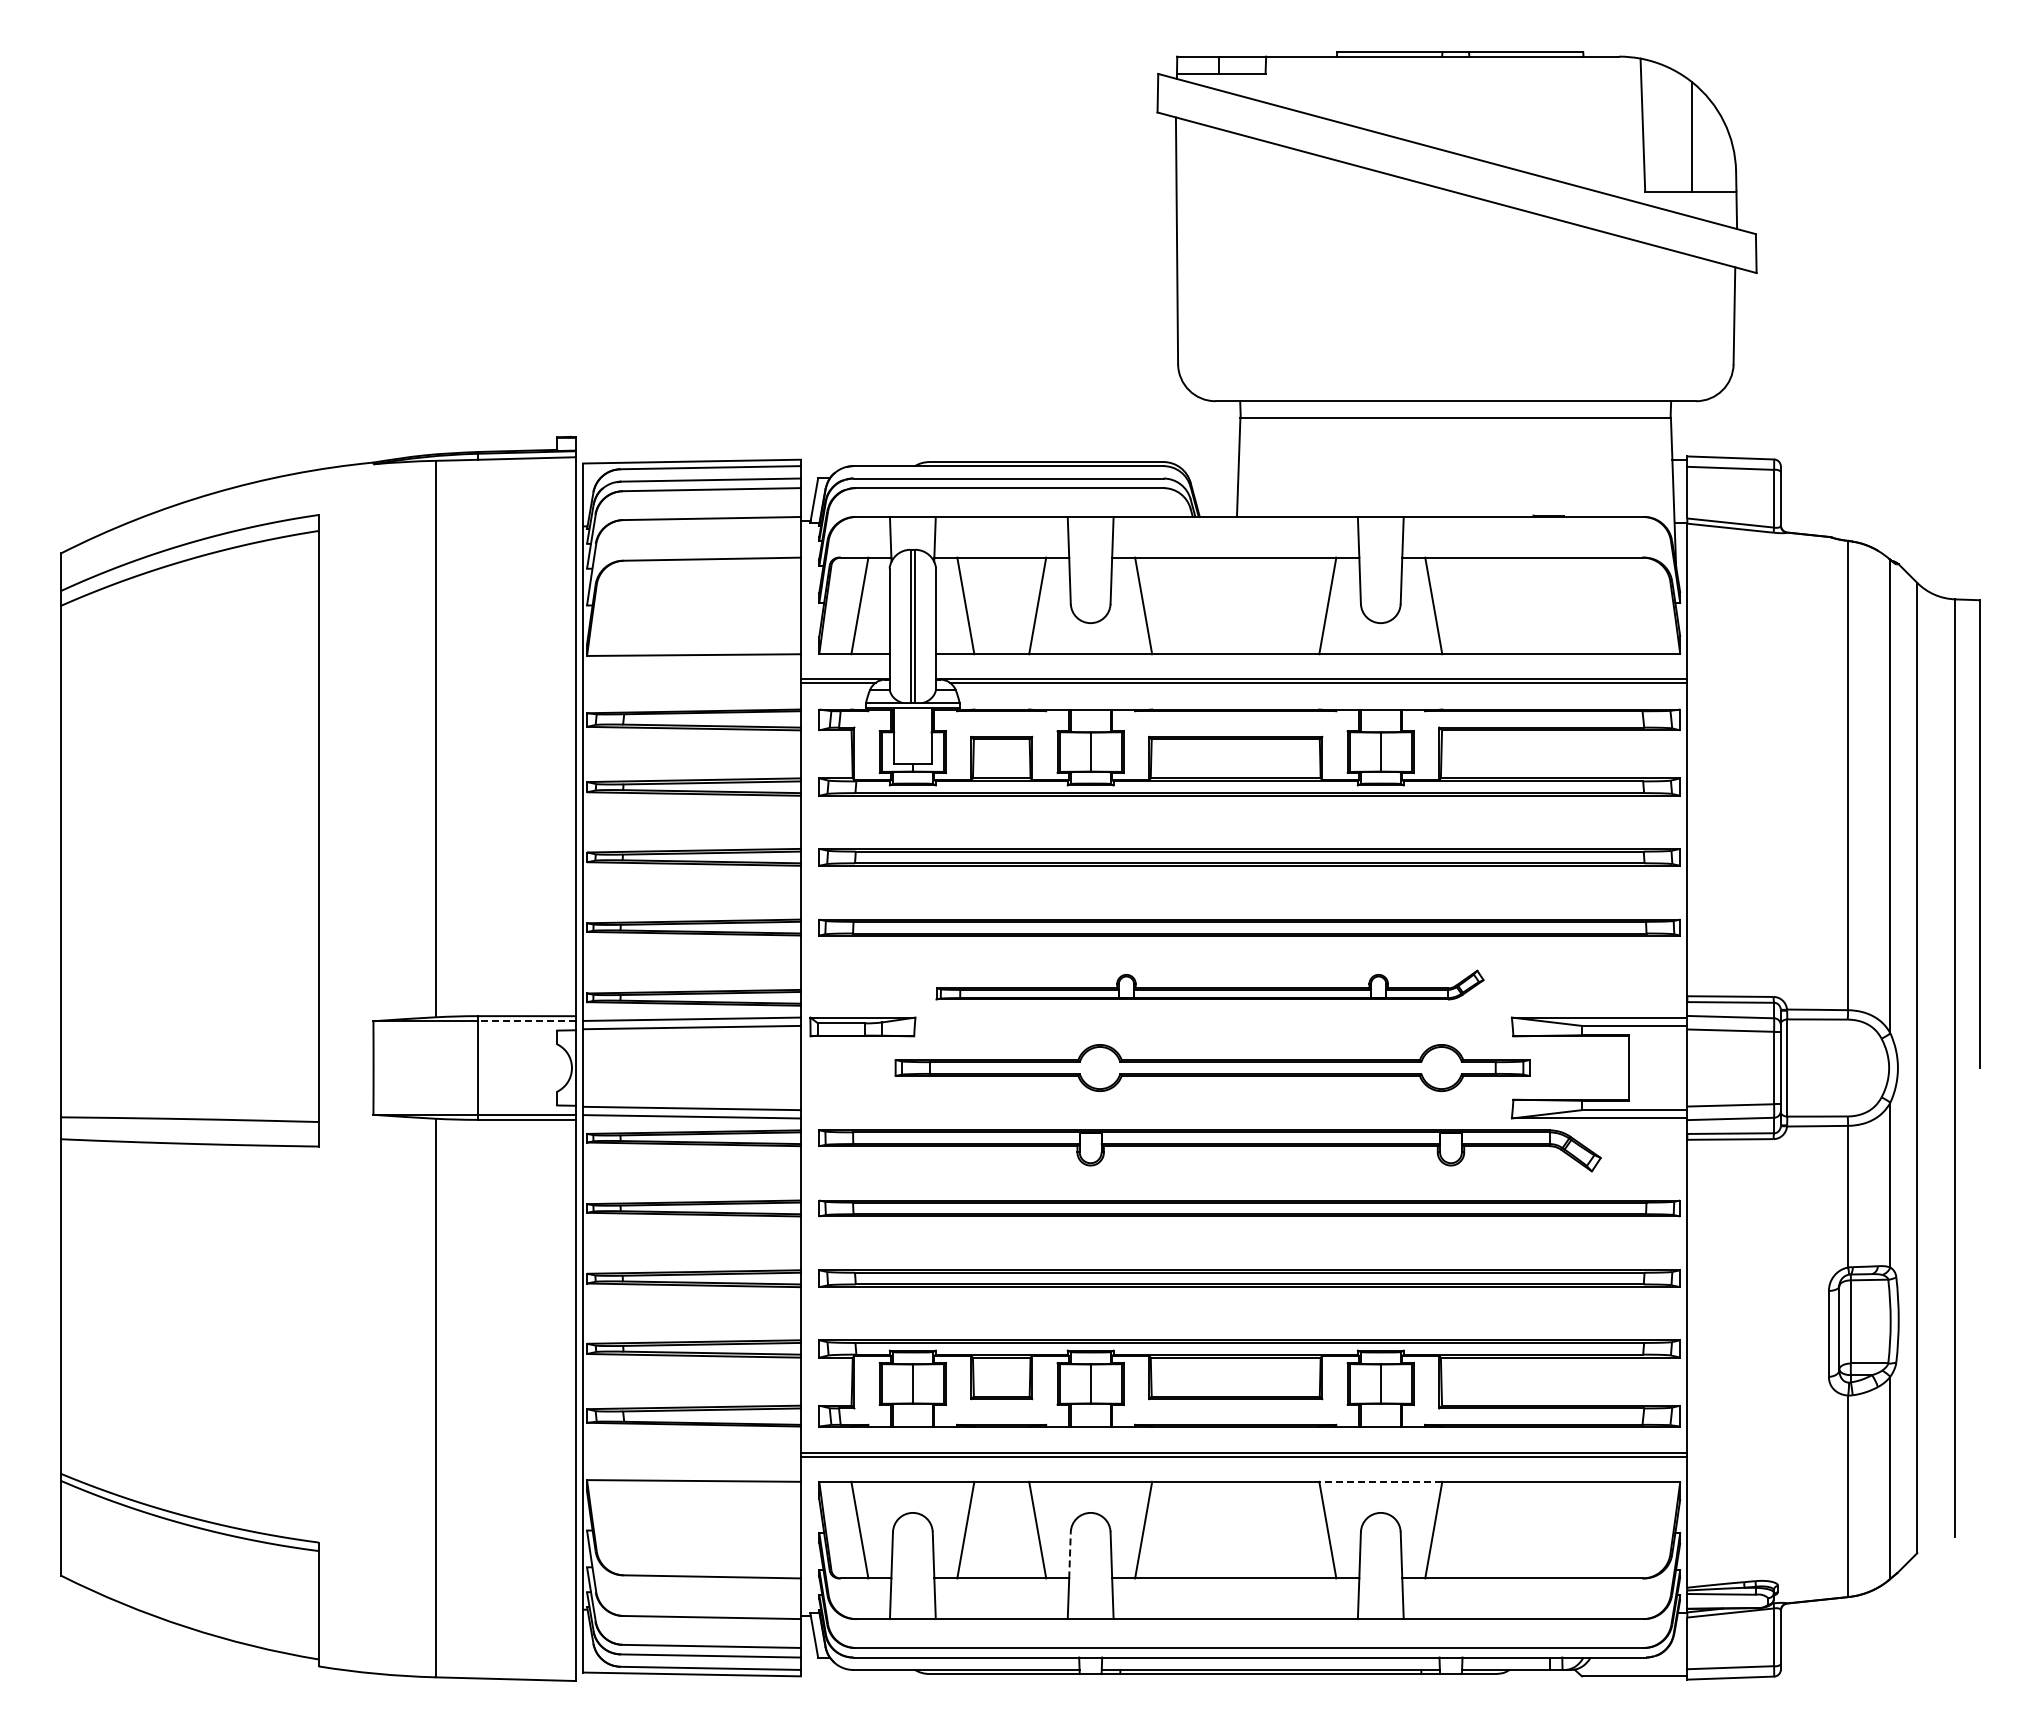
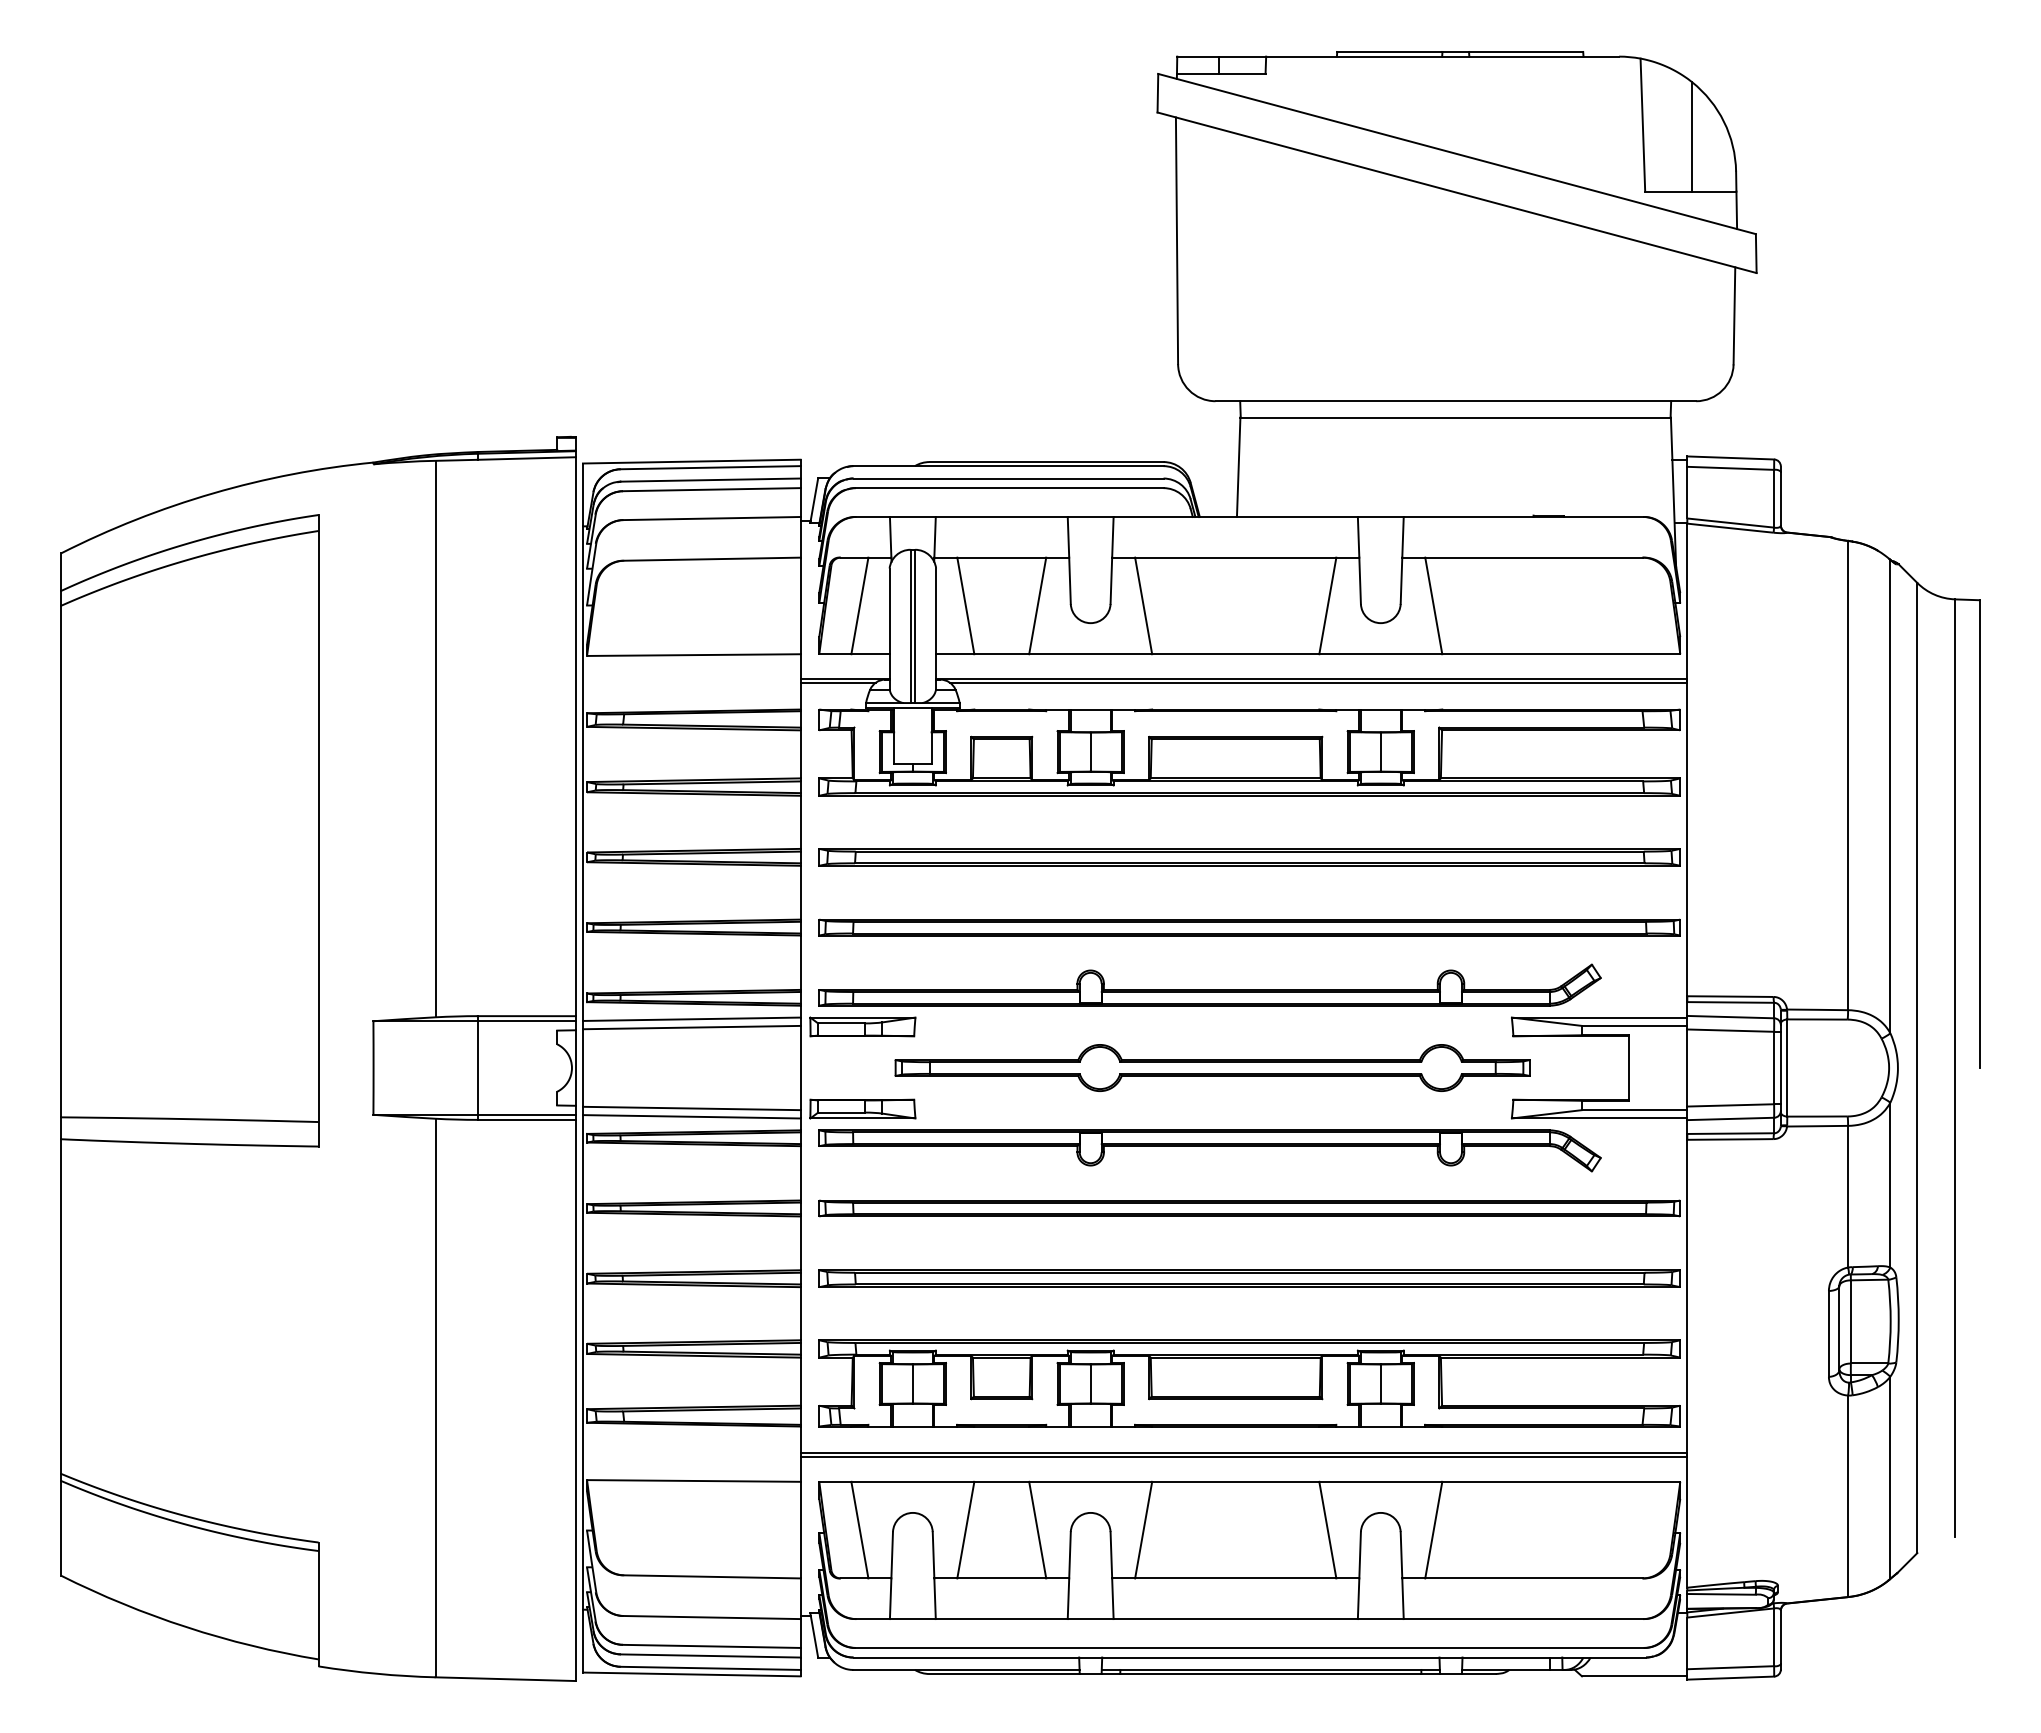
part size: 550x32 px -> 784x44 px (1209, 984)
line: dashed -> solid (526, 1021)
part: none -> present (862, 1108)
line: dashed -> solid (1380, 1481)
line: dashed -> solid (1070, 1554)
